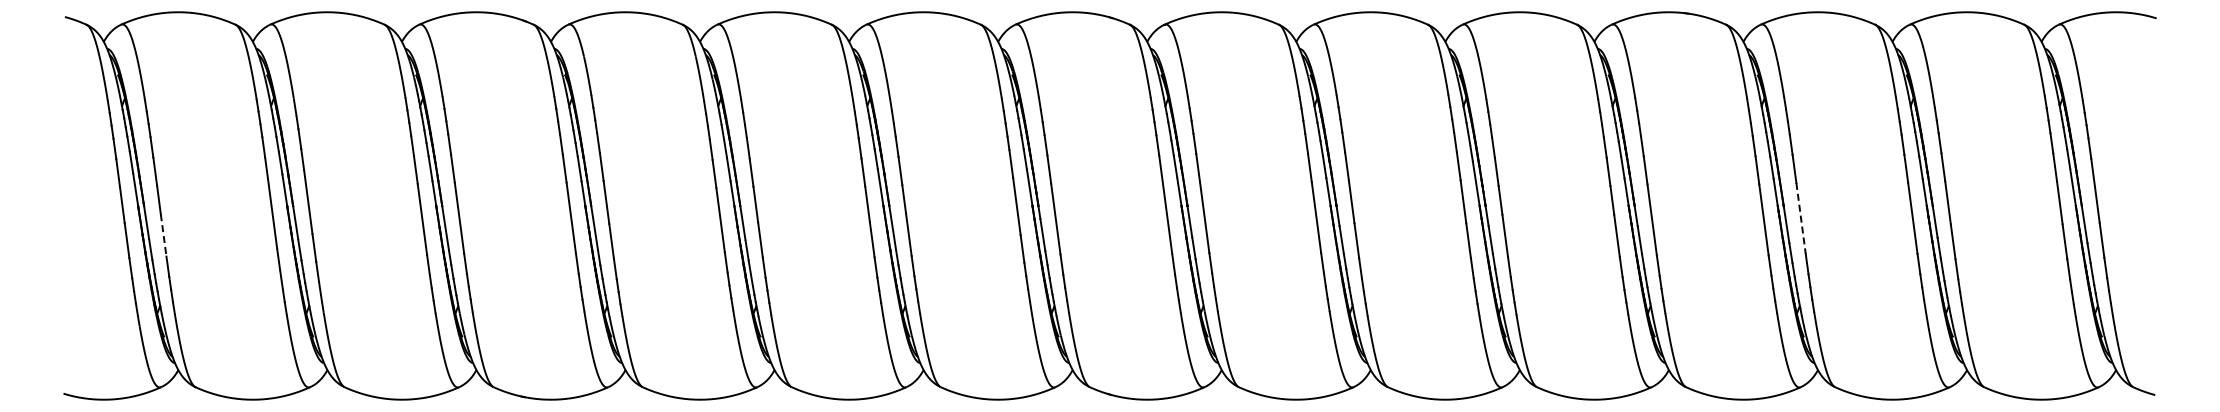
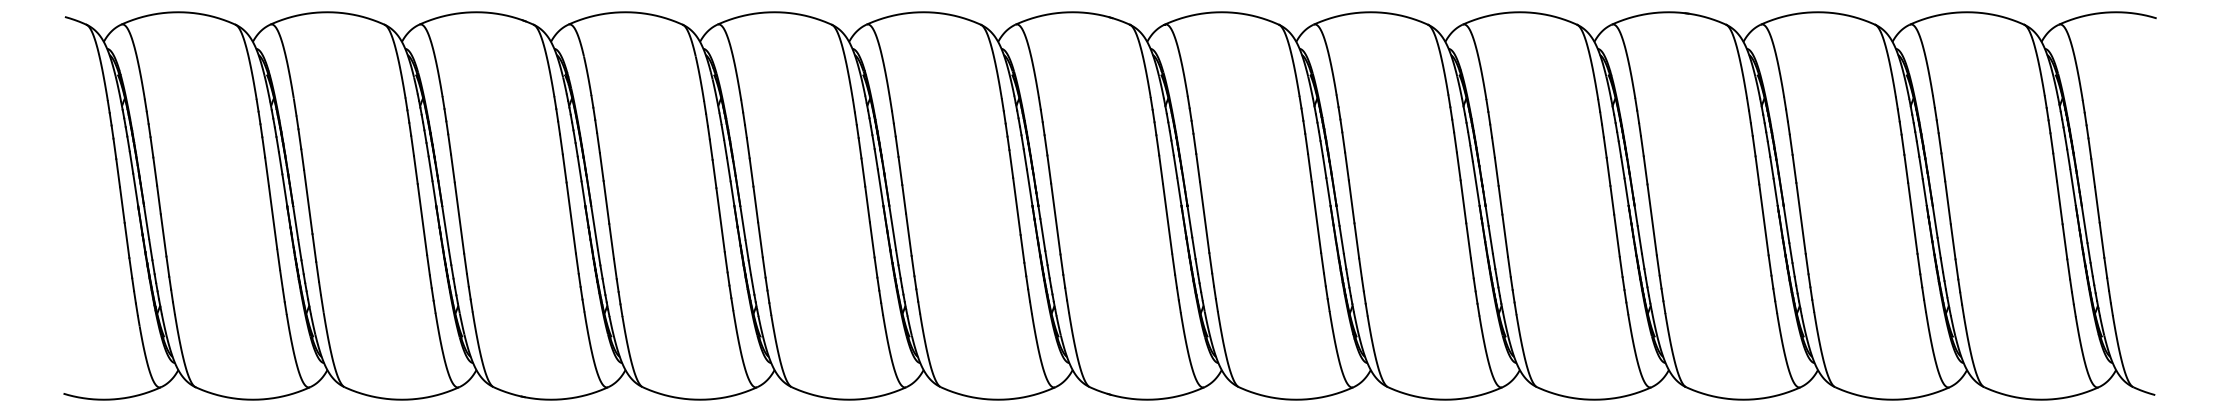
line: dashed -> solid (1801, 218)
line: dashed -> solid (163, 235)
